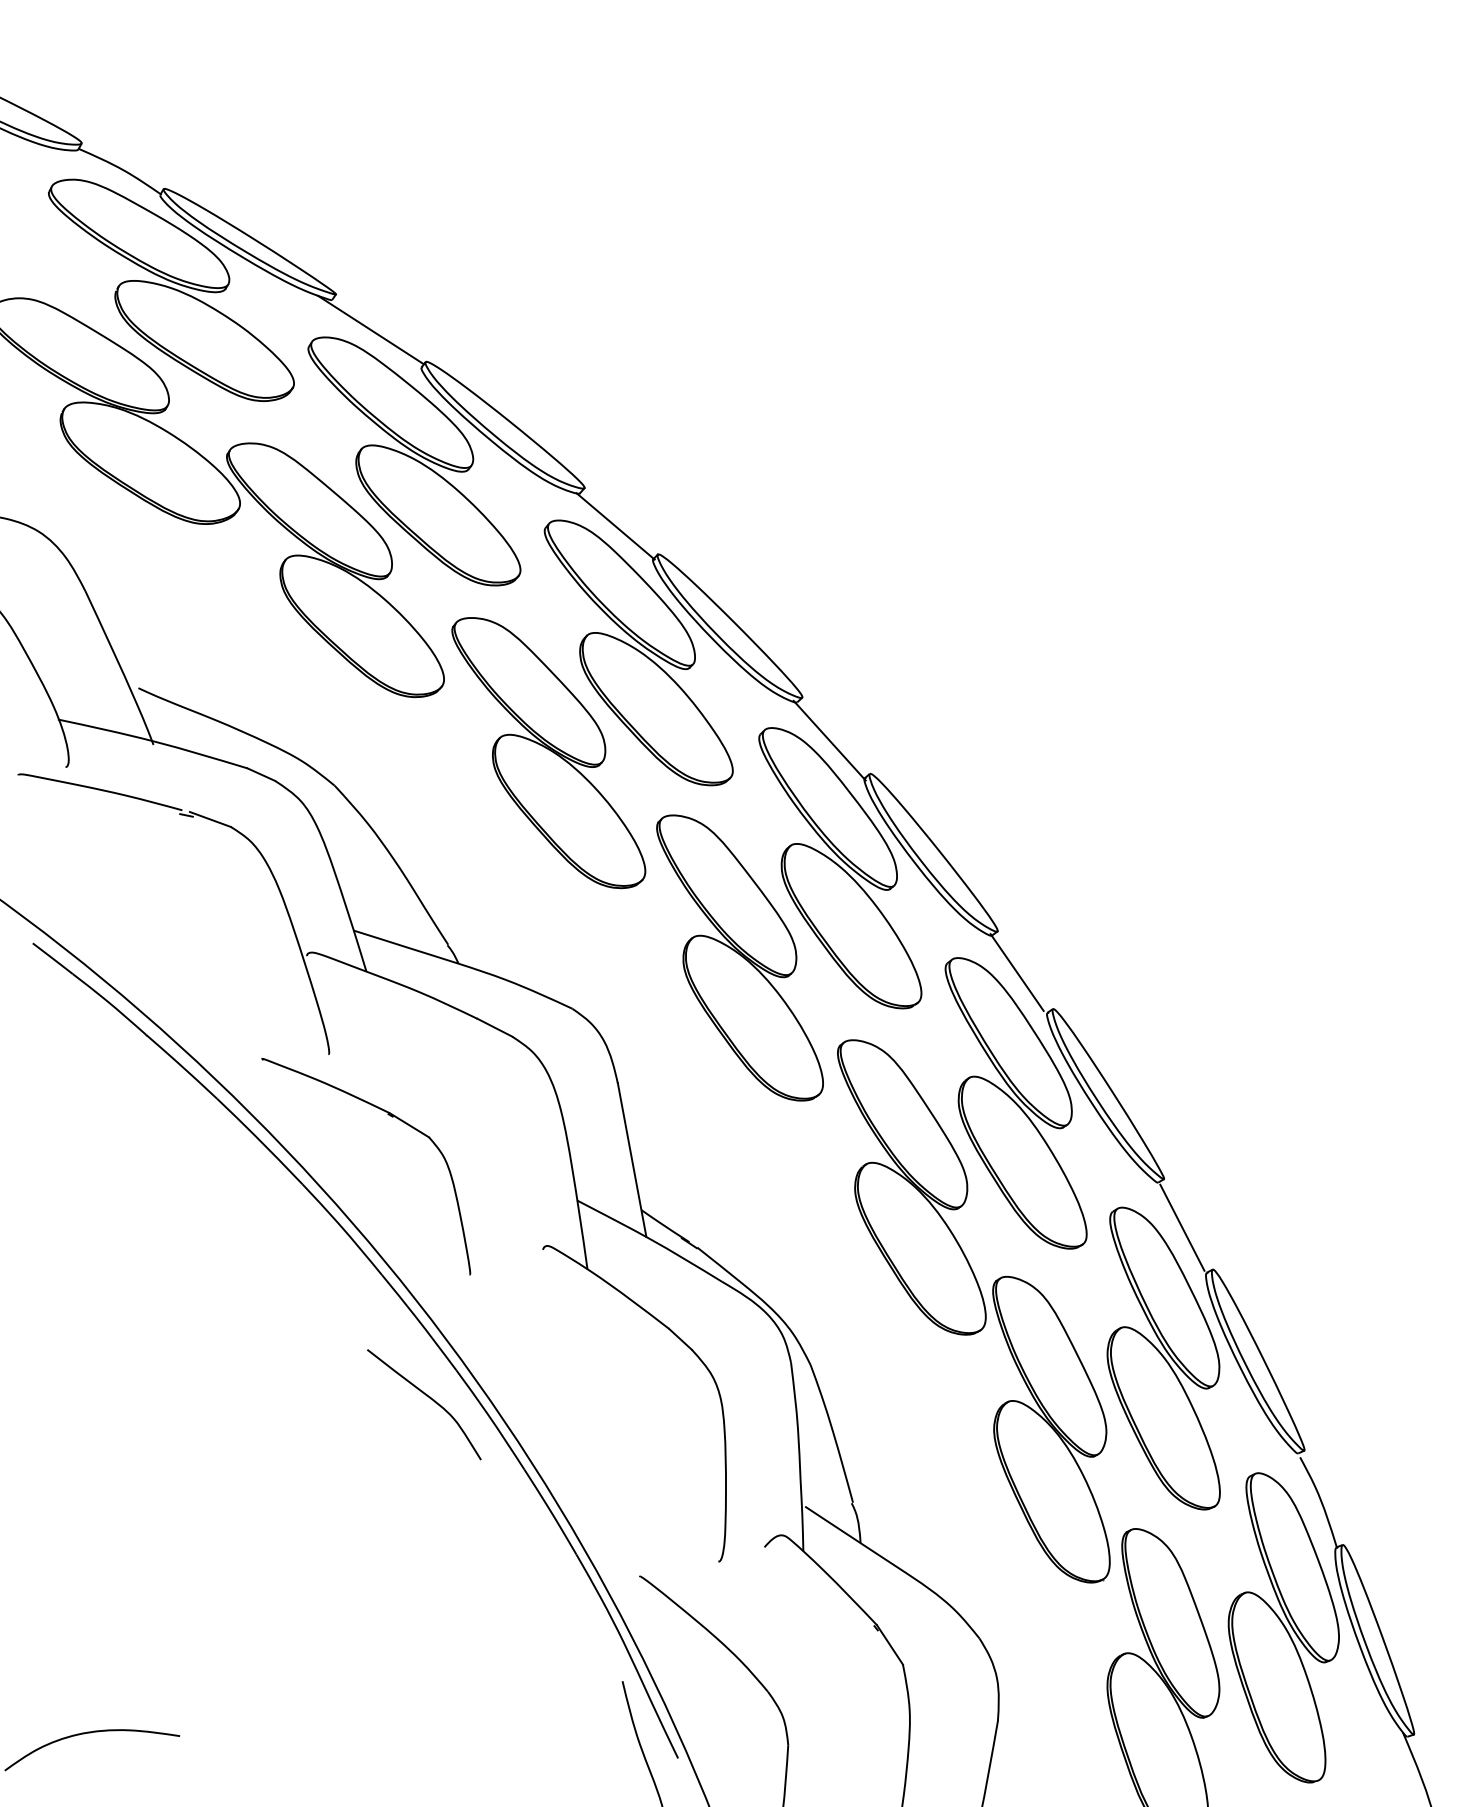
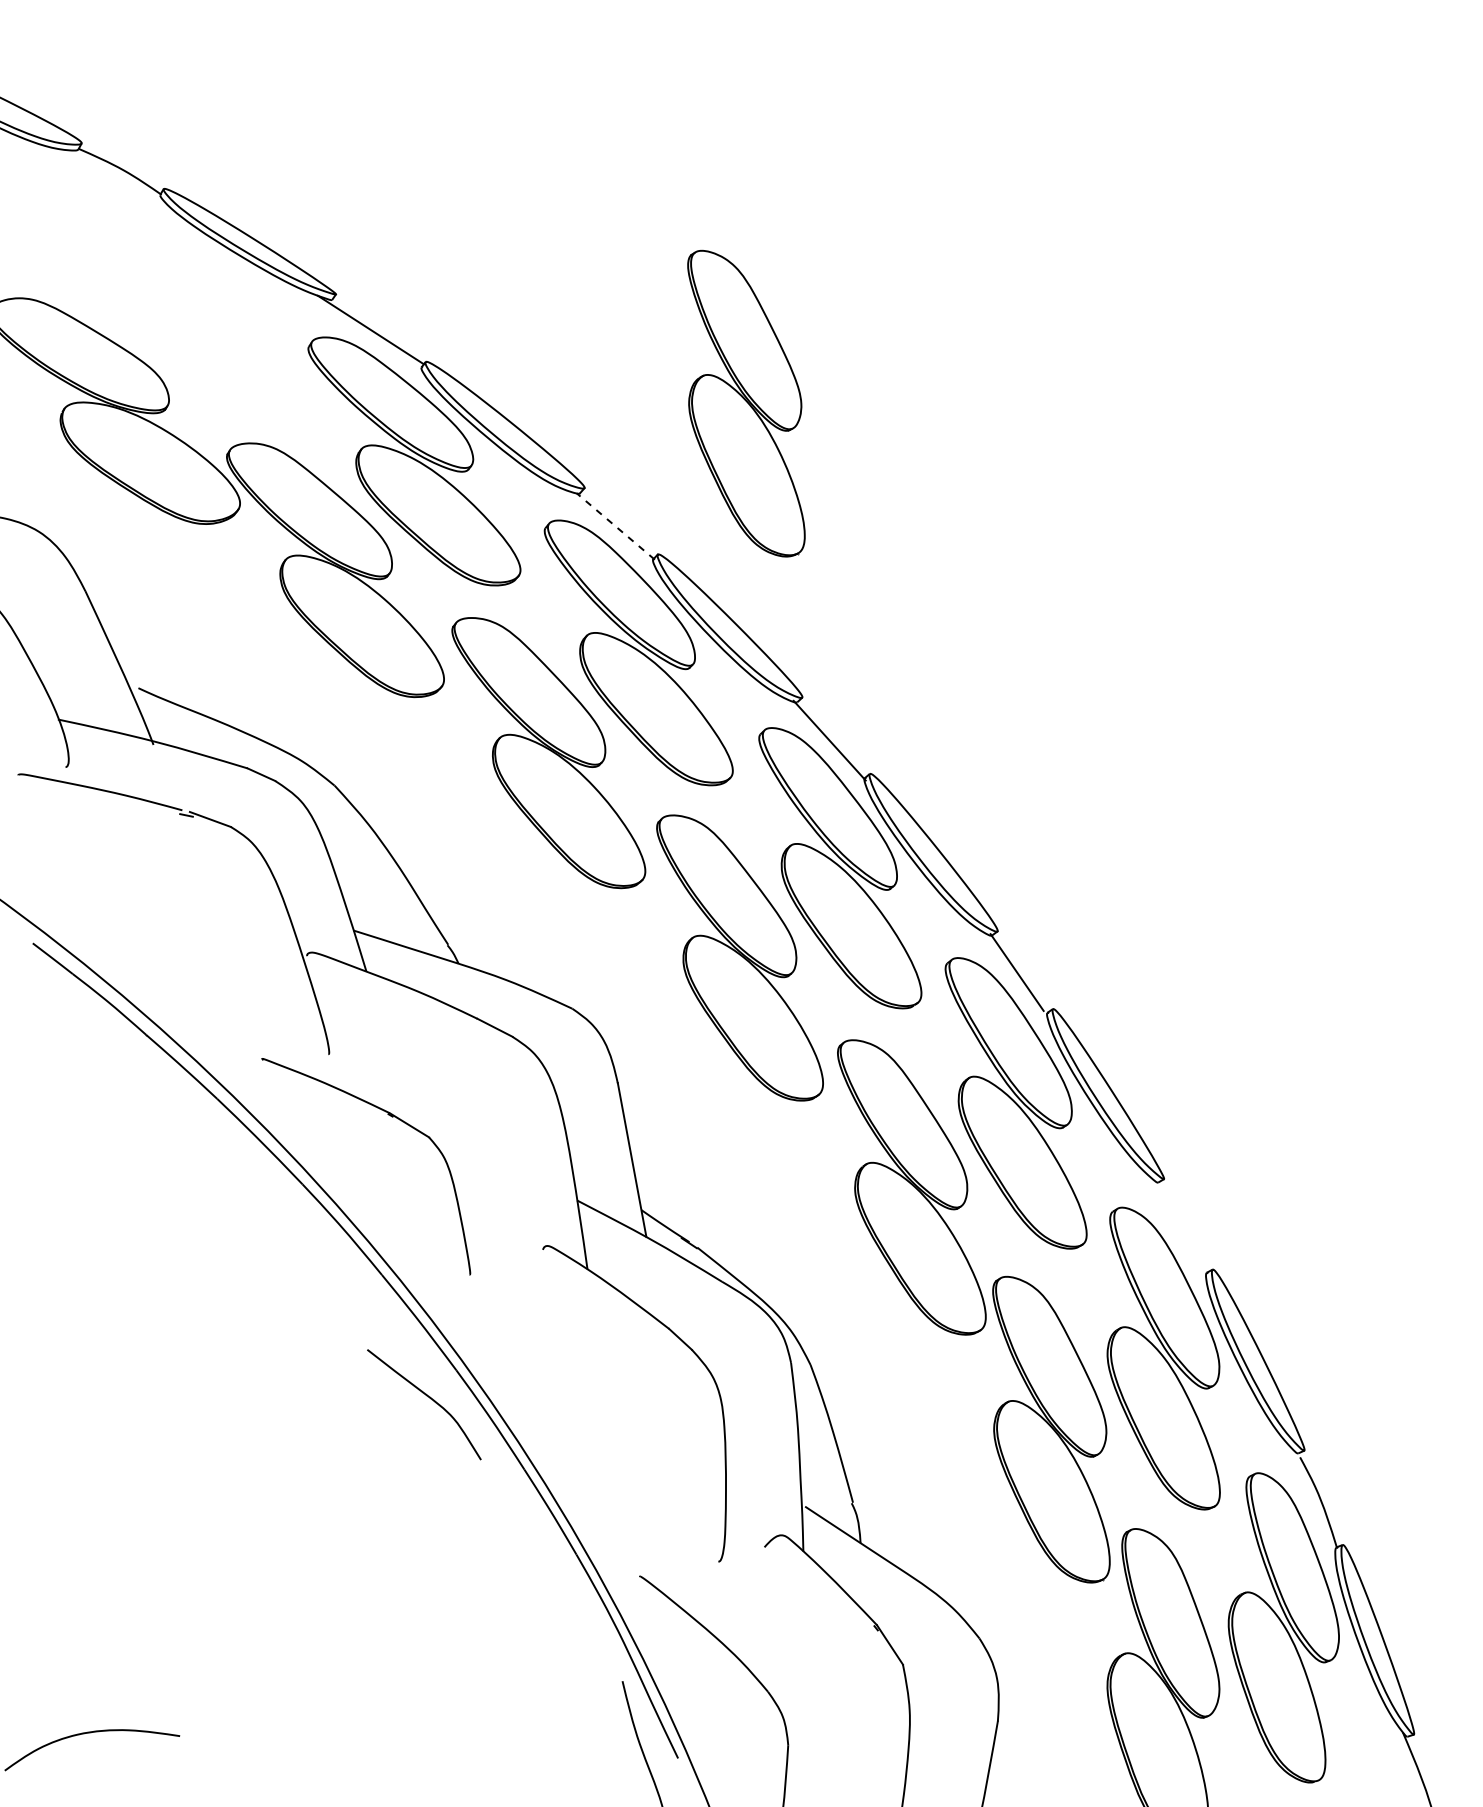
part: present -> none (171, 289)
part: none -> present (746, 403)
line: solid -> dashed (615, 526)
line: present -> none (1182, 1227)
